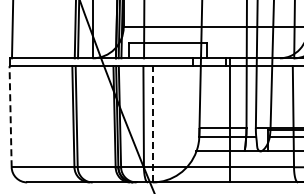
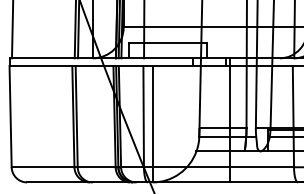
line: dashed -> solid (10, 116)
line: dashed -> solid (152, 123)
